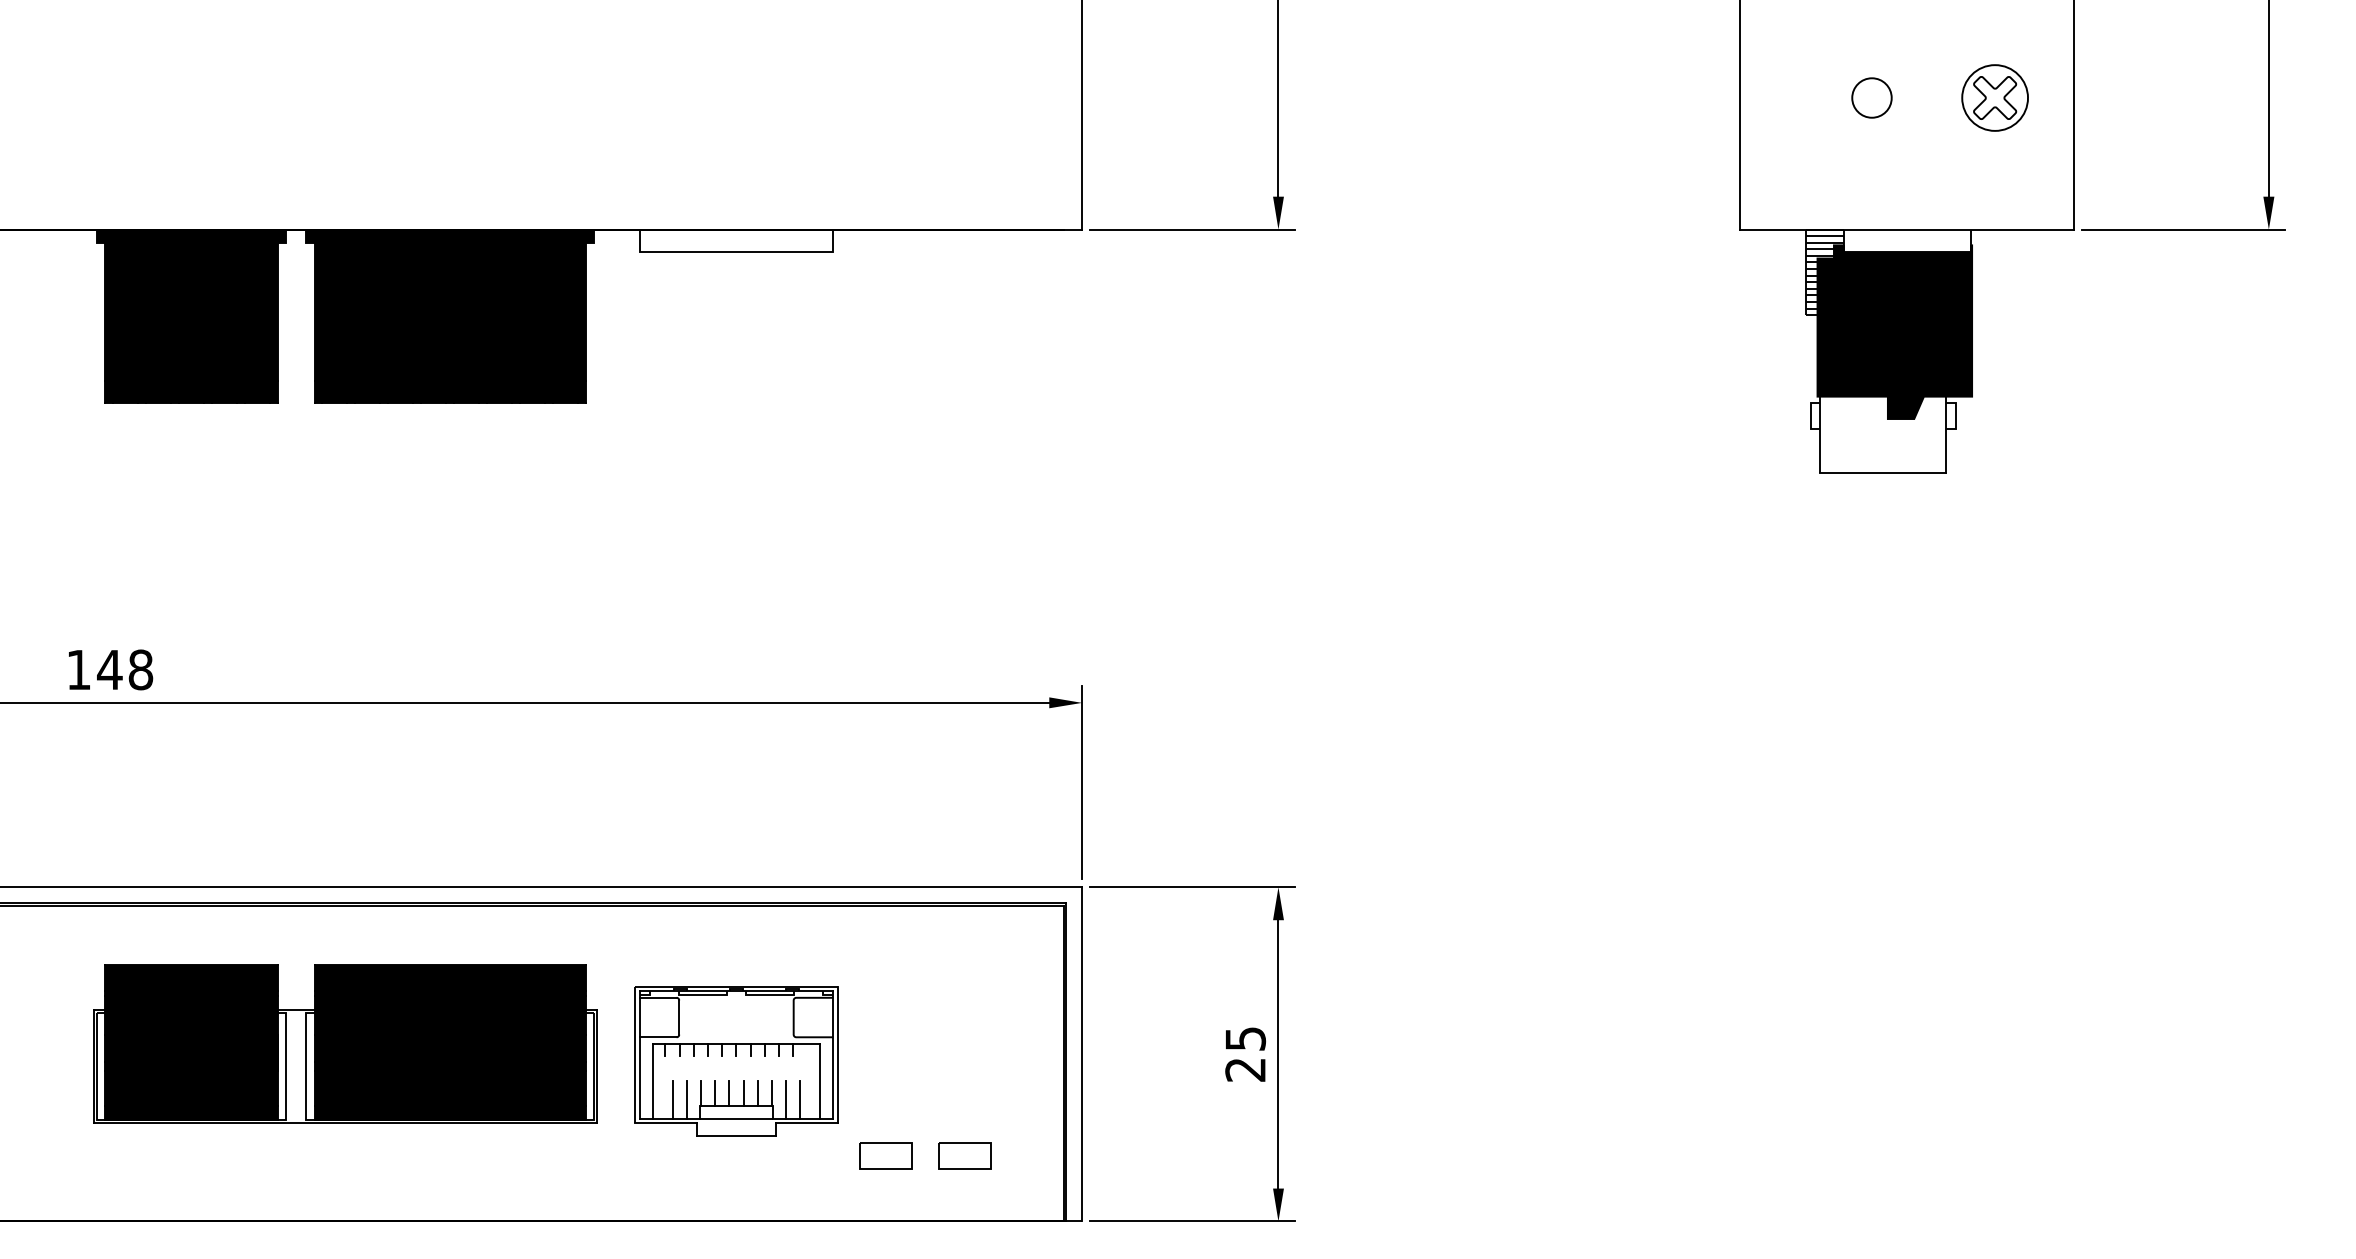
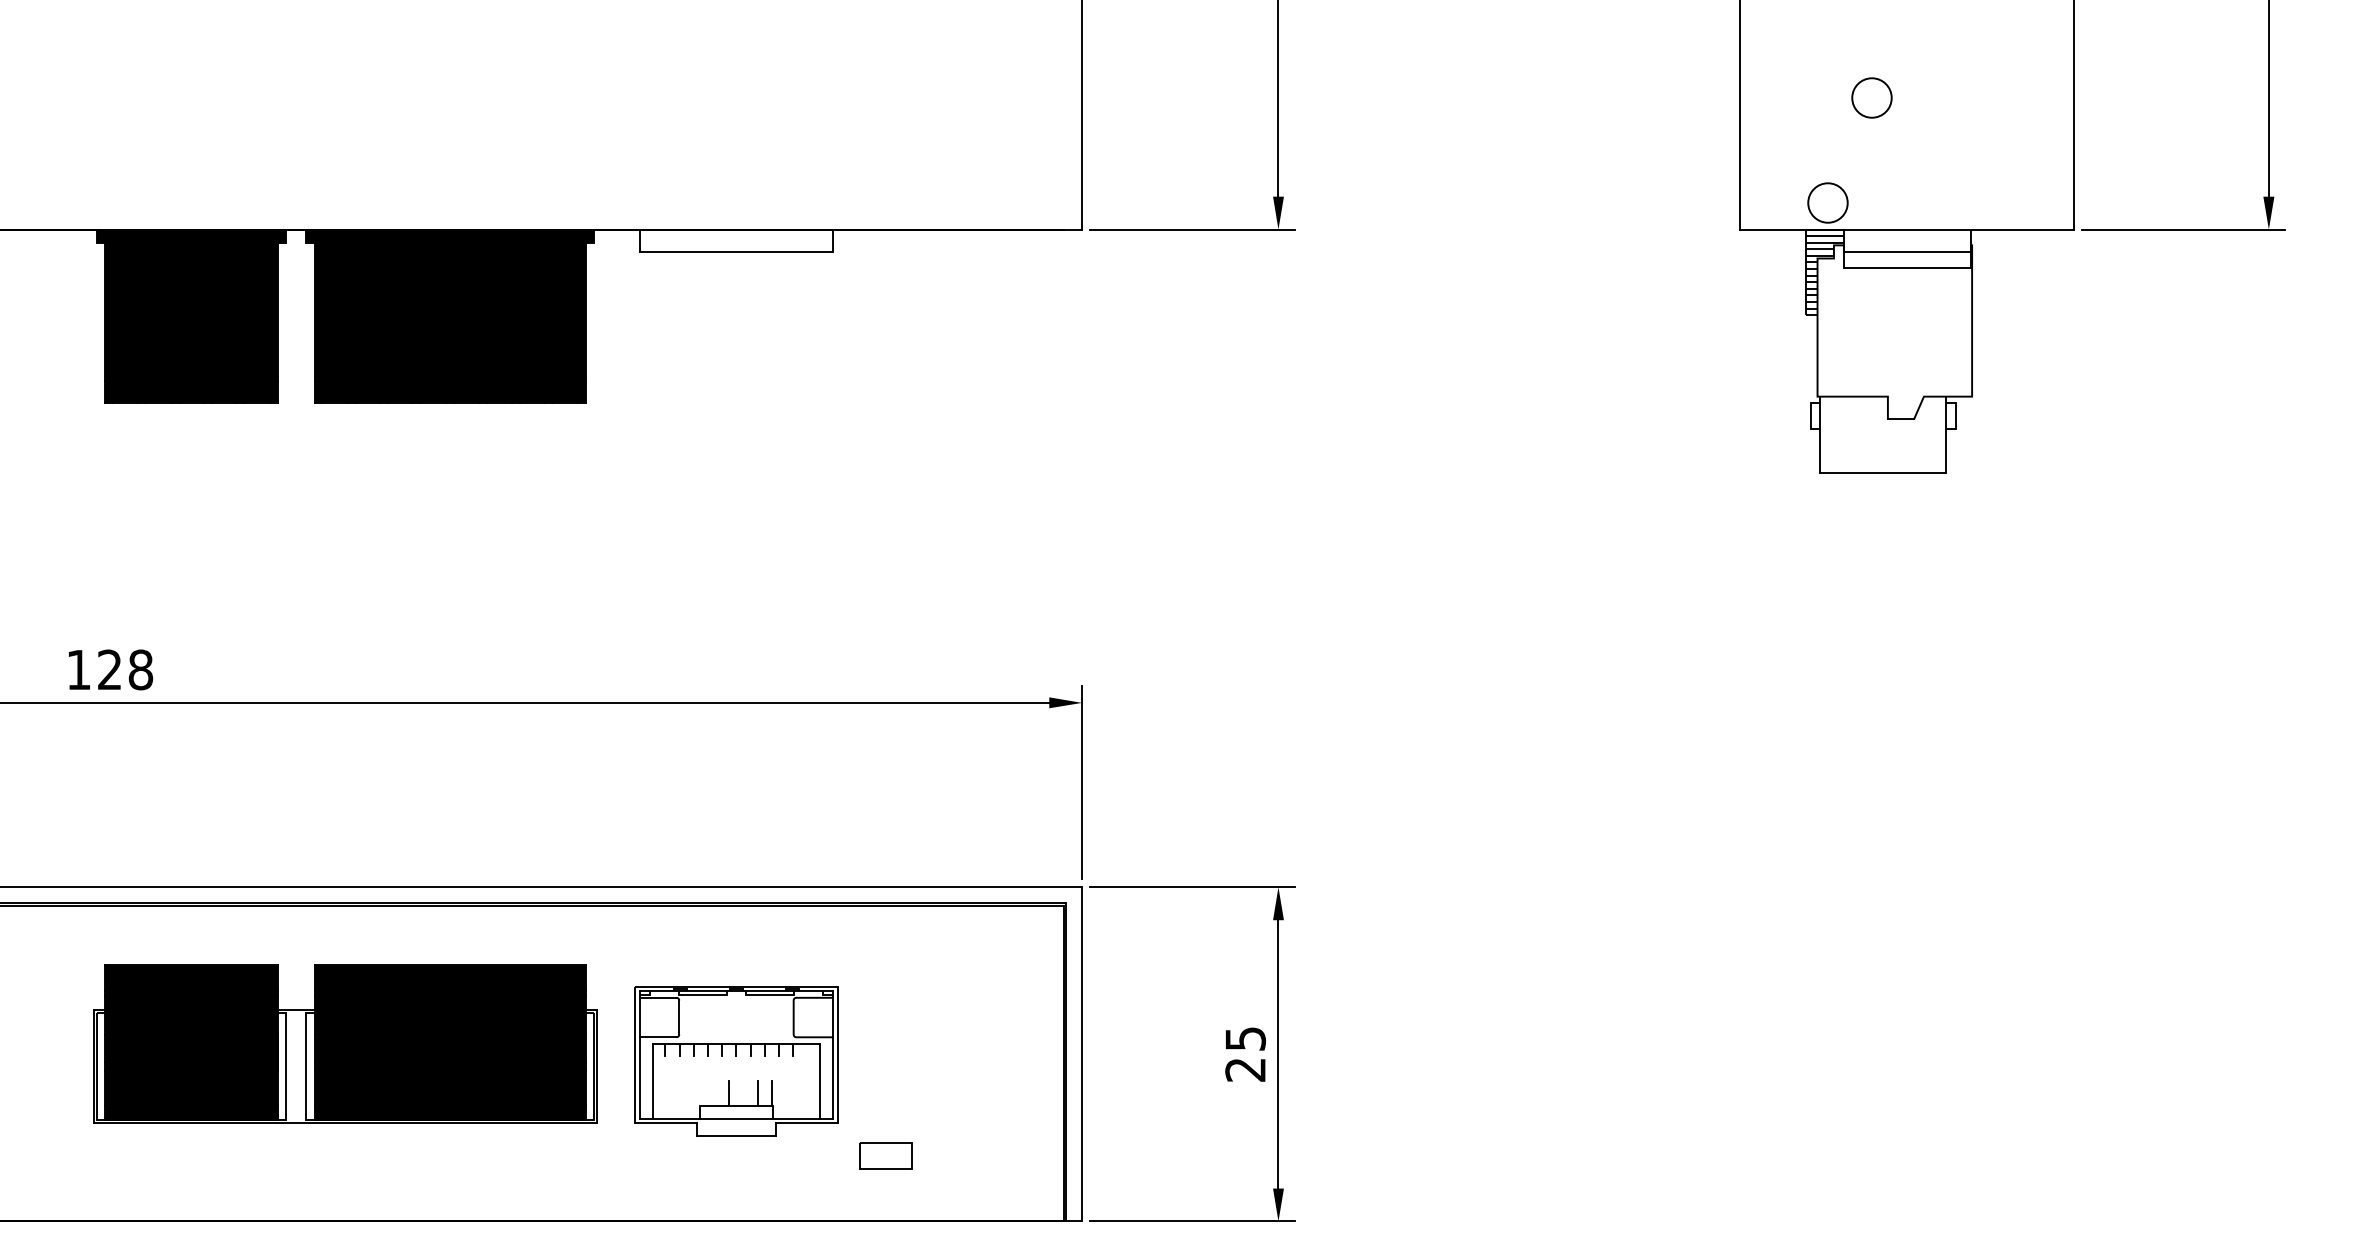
part: present -> none (1994, 97)
circle: none -> present (1827, 202)
fill: present -> none (1894, 332)
text: 148 -> 128 (109, 669)
line: present -> none (700, 1093)
line: present -> none (715, 1093)
line: present -> none (743, 1093)
line: present -> none (672, 1099)
line: present -> none (686, 1099)
line: present -> none (786, 1099)
line: present -> none (800, 1099)
part: present -> none (964, 1155)
